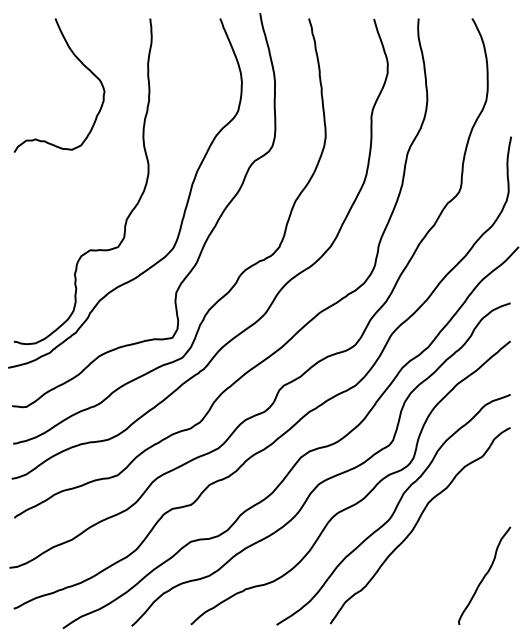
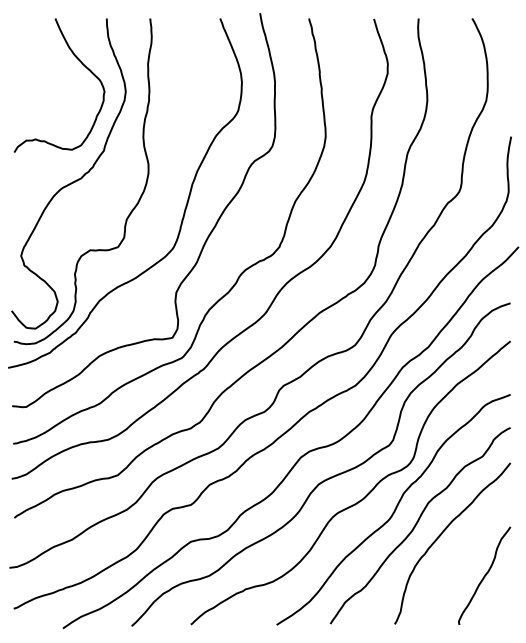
curve: none -> present (72, 181)
curve: none -> present (442, 534)
